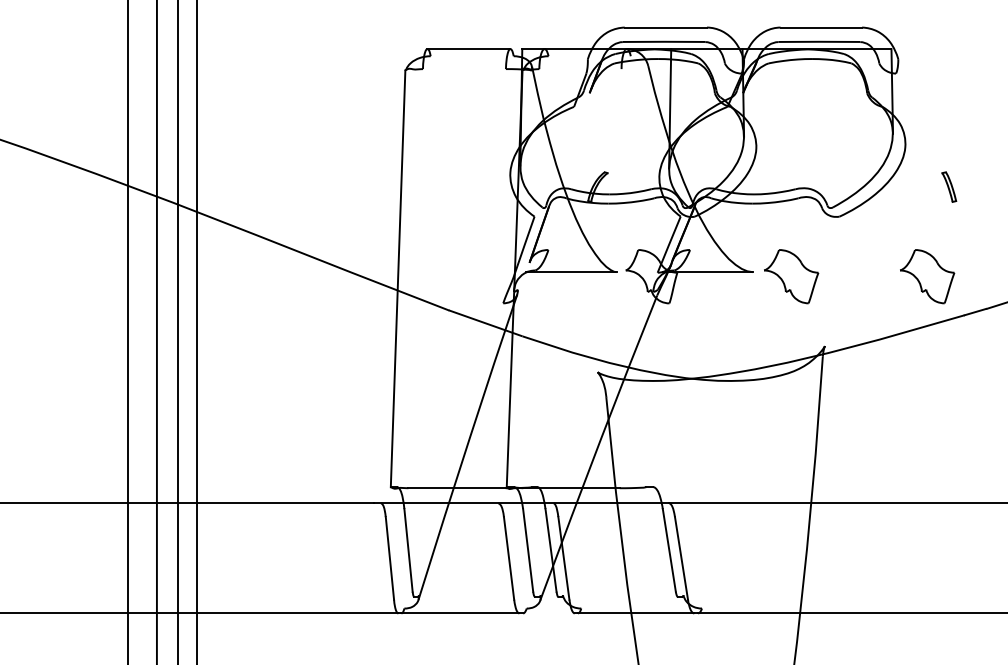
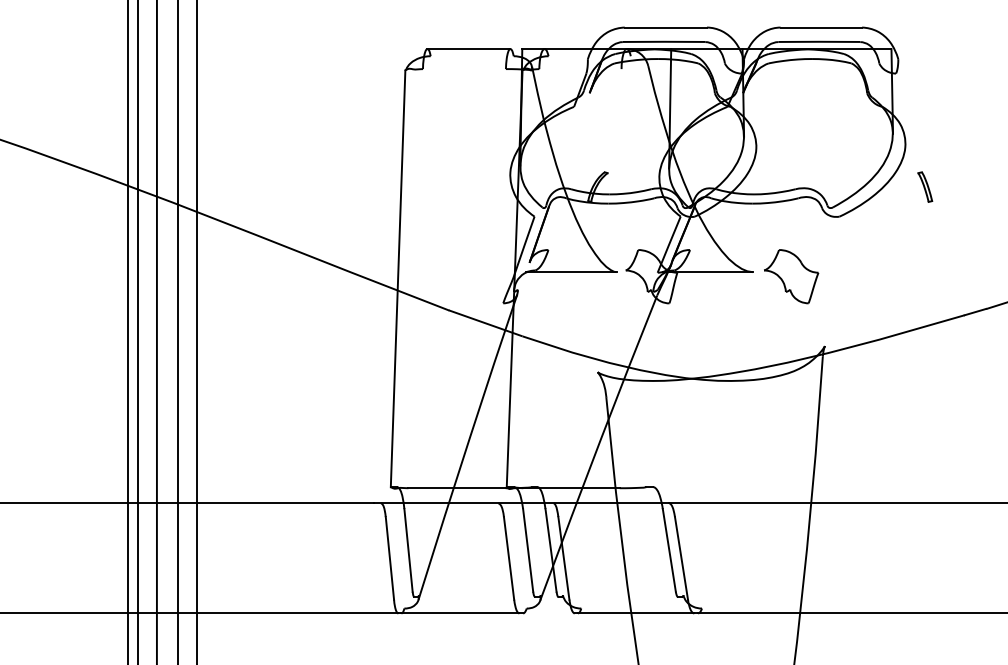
part position: (949, 186) -> (925, 186) (925, 186)
part: present -> none (927, 276)
line: none -> present (137, 331)
